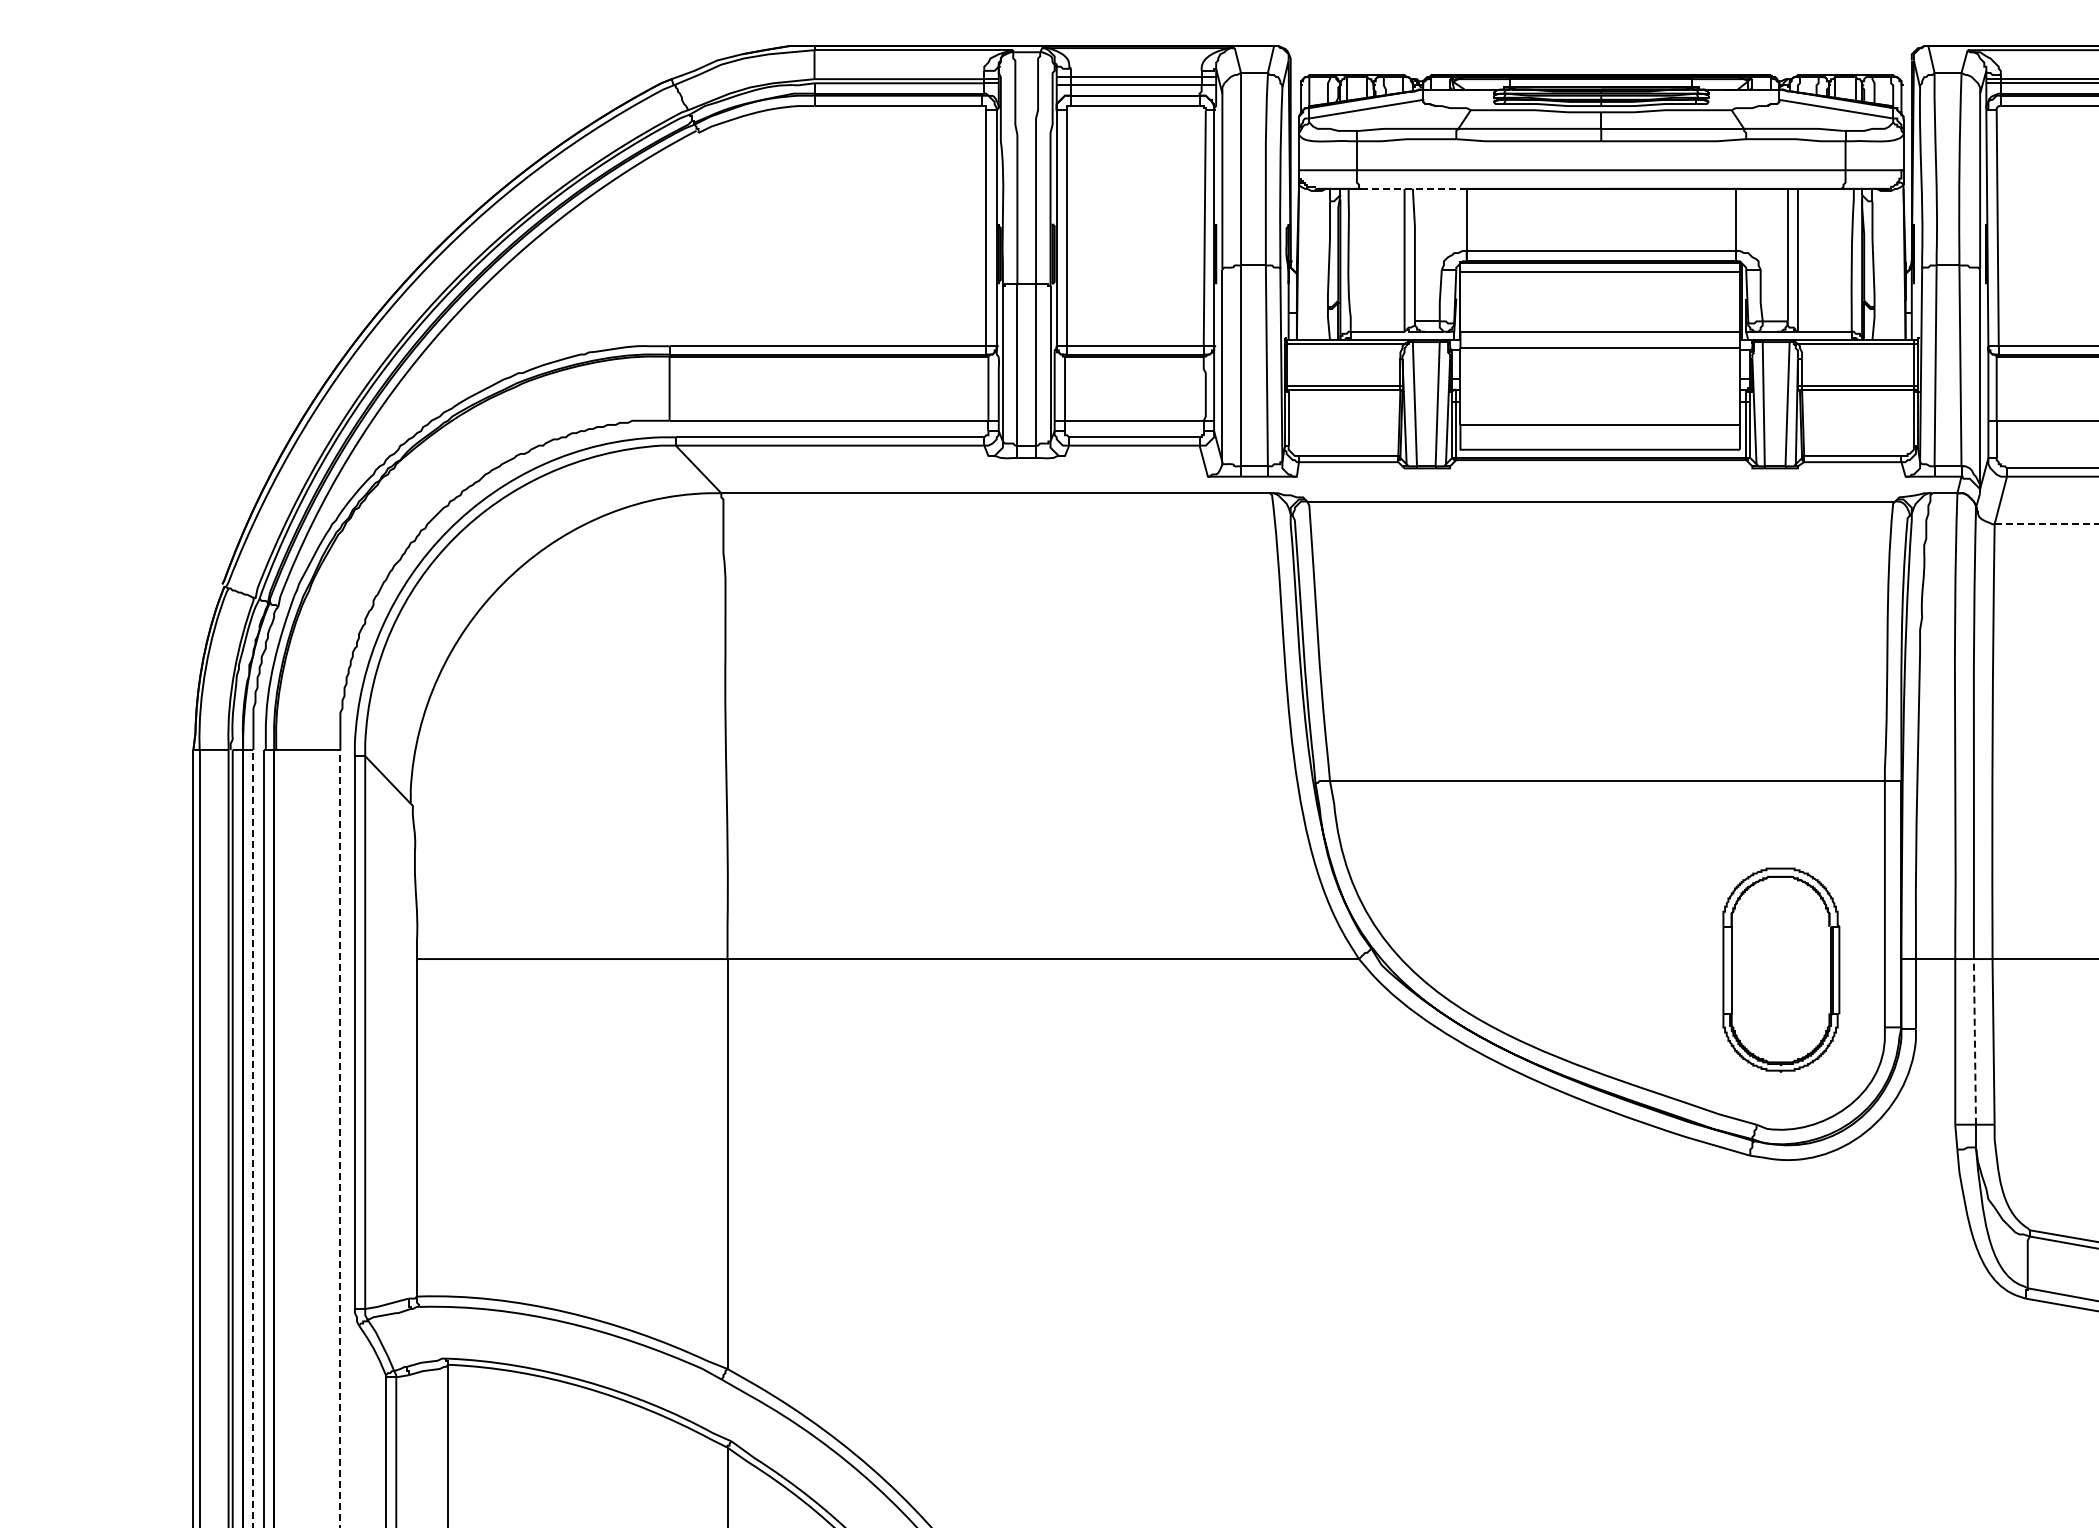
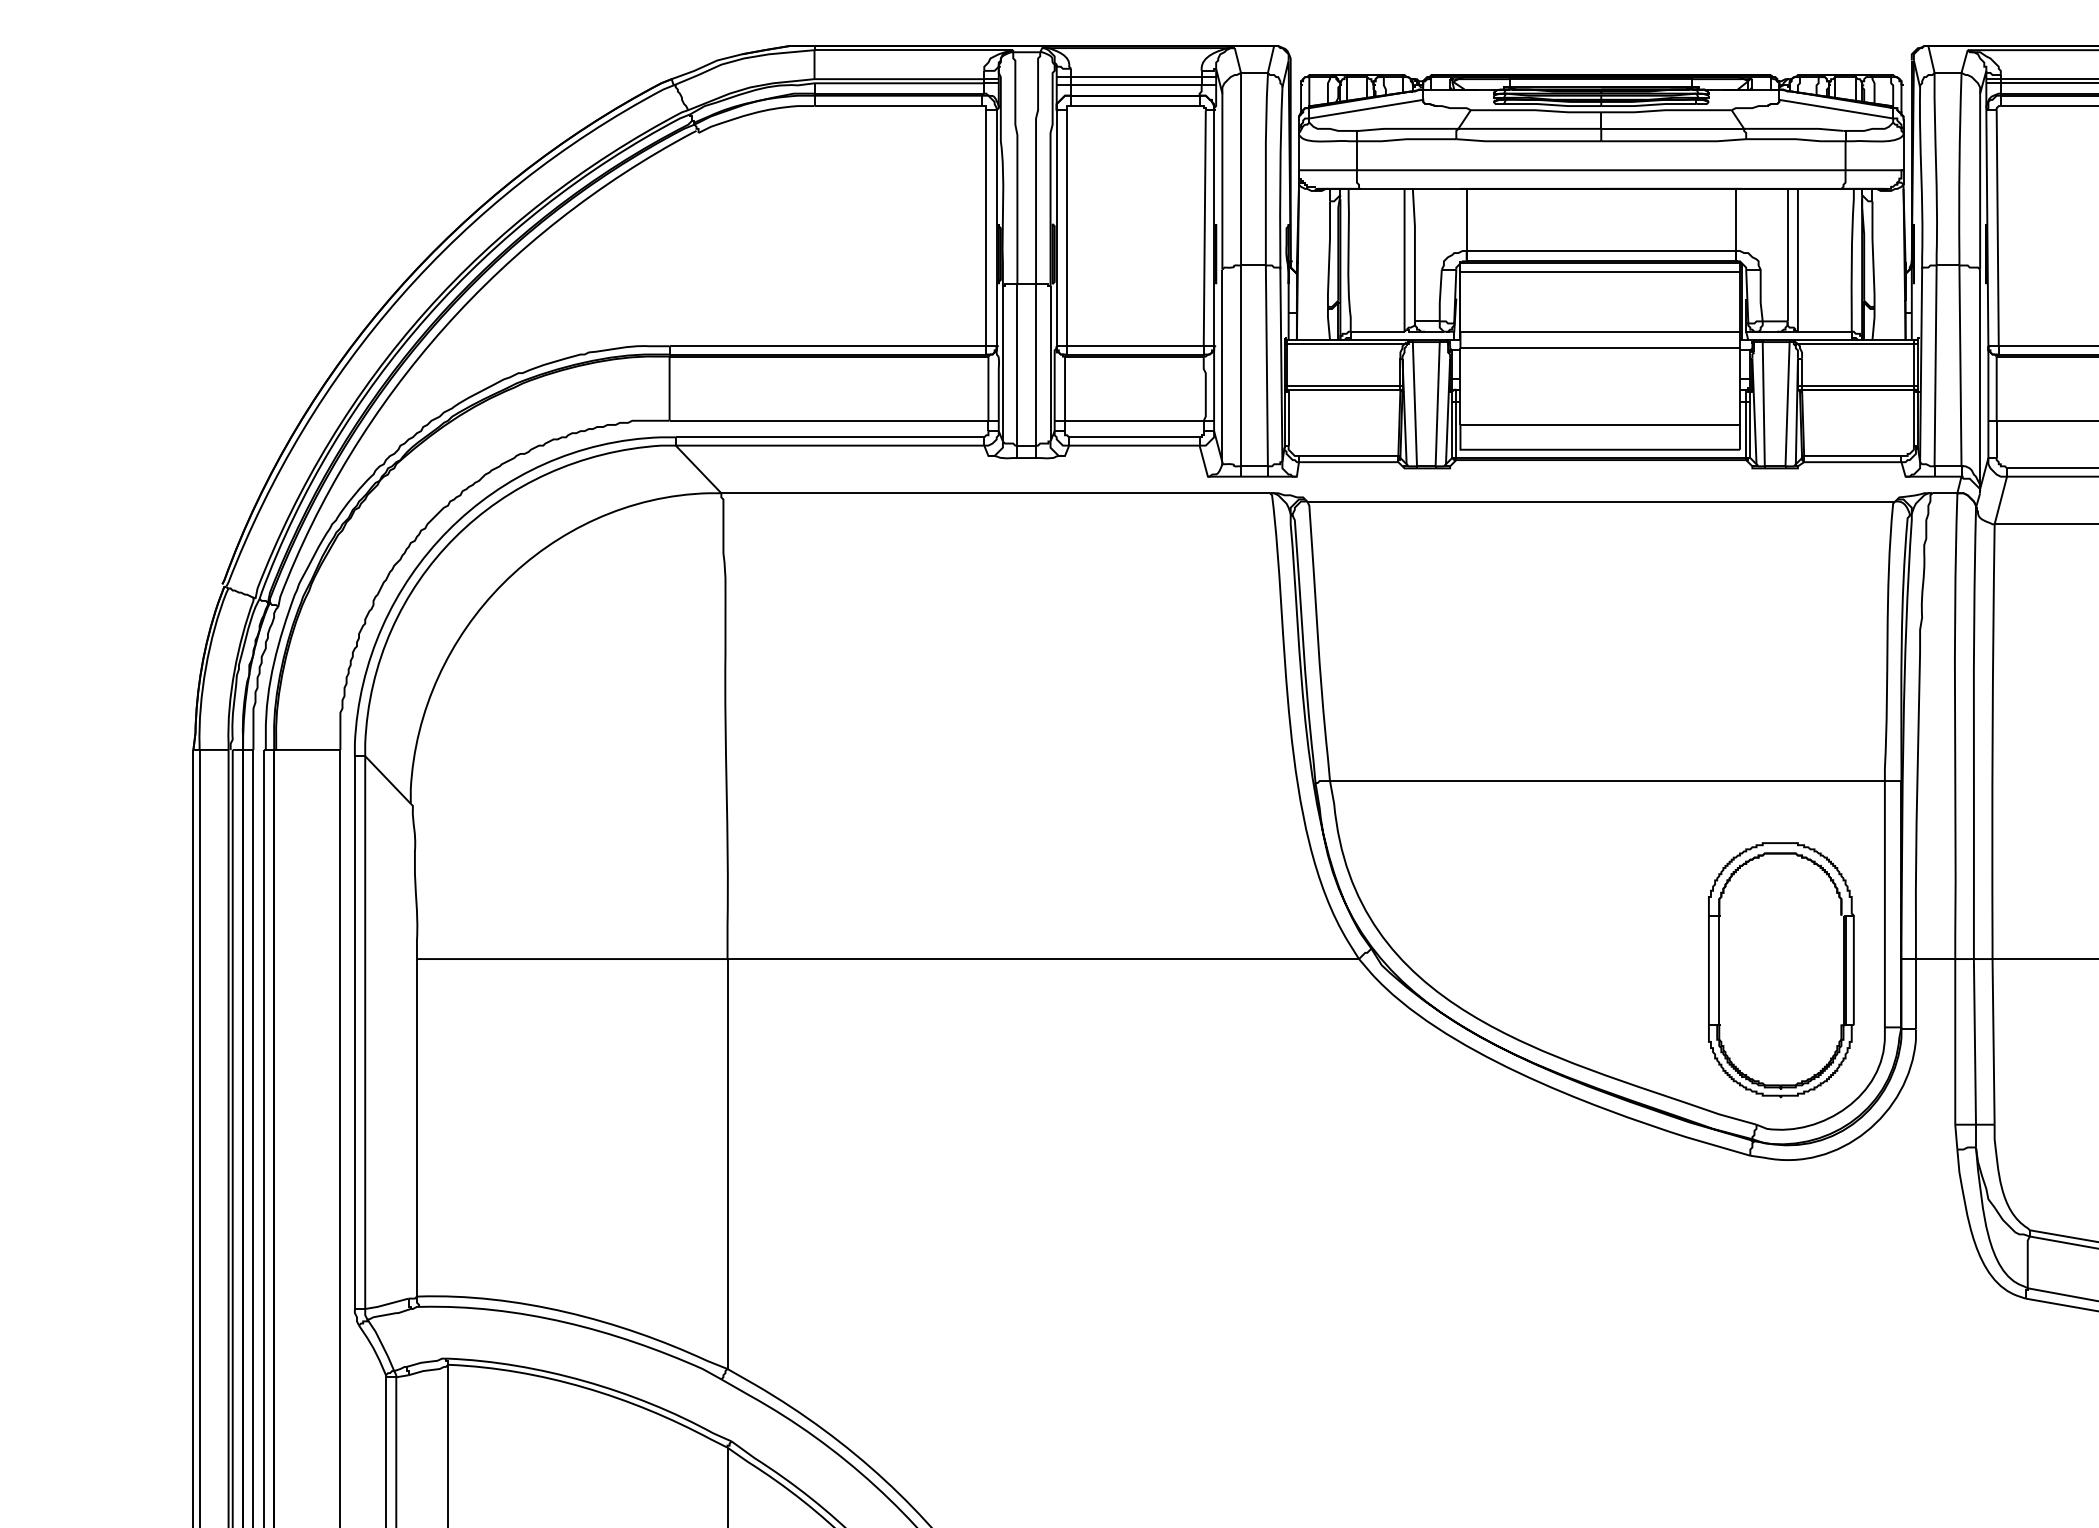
line: dashed -> solid (1410, 188)
line: dashed -> solid (2046, 524)
part size: 119x206 px -> 147x257 px (1781, 970)
line: dashed -> solid (1974, 1041)
line: dashed -> solid (253, 1138)
line: dashed -> solid (340, 1138)
